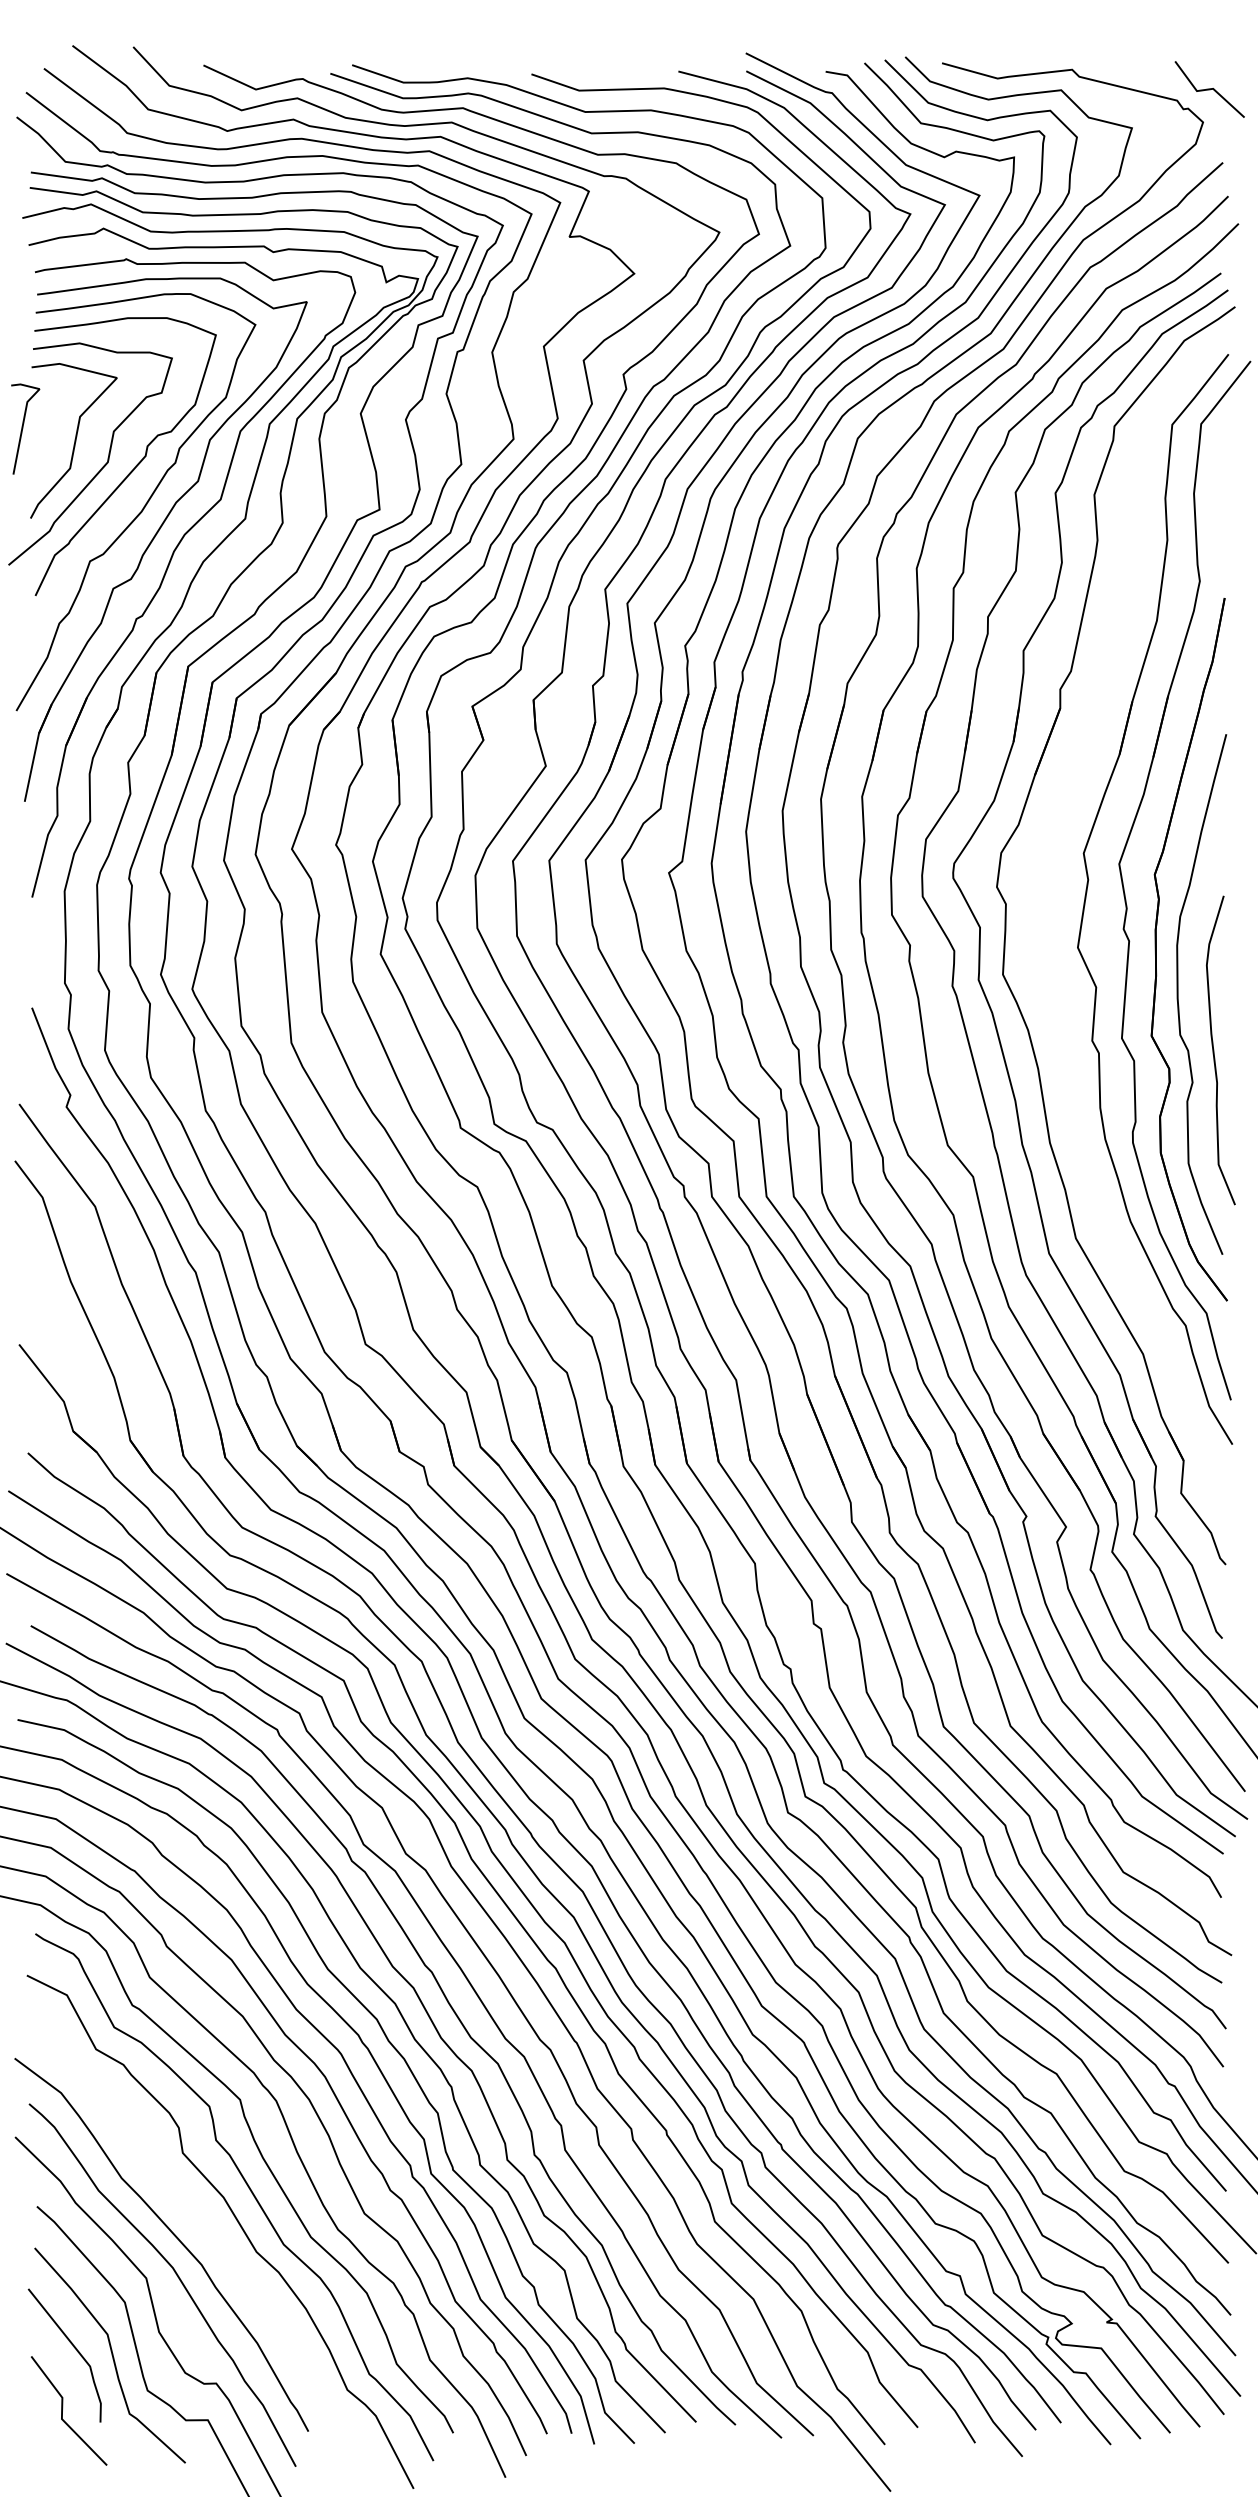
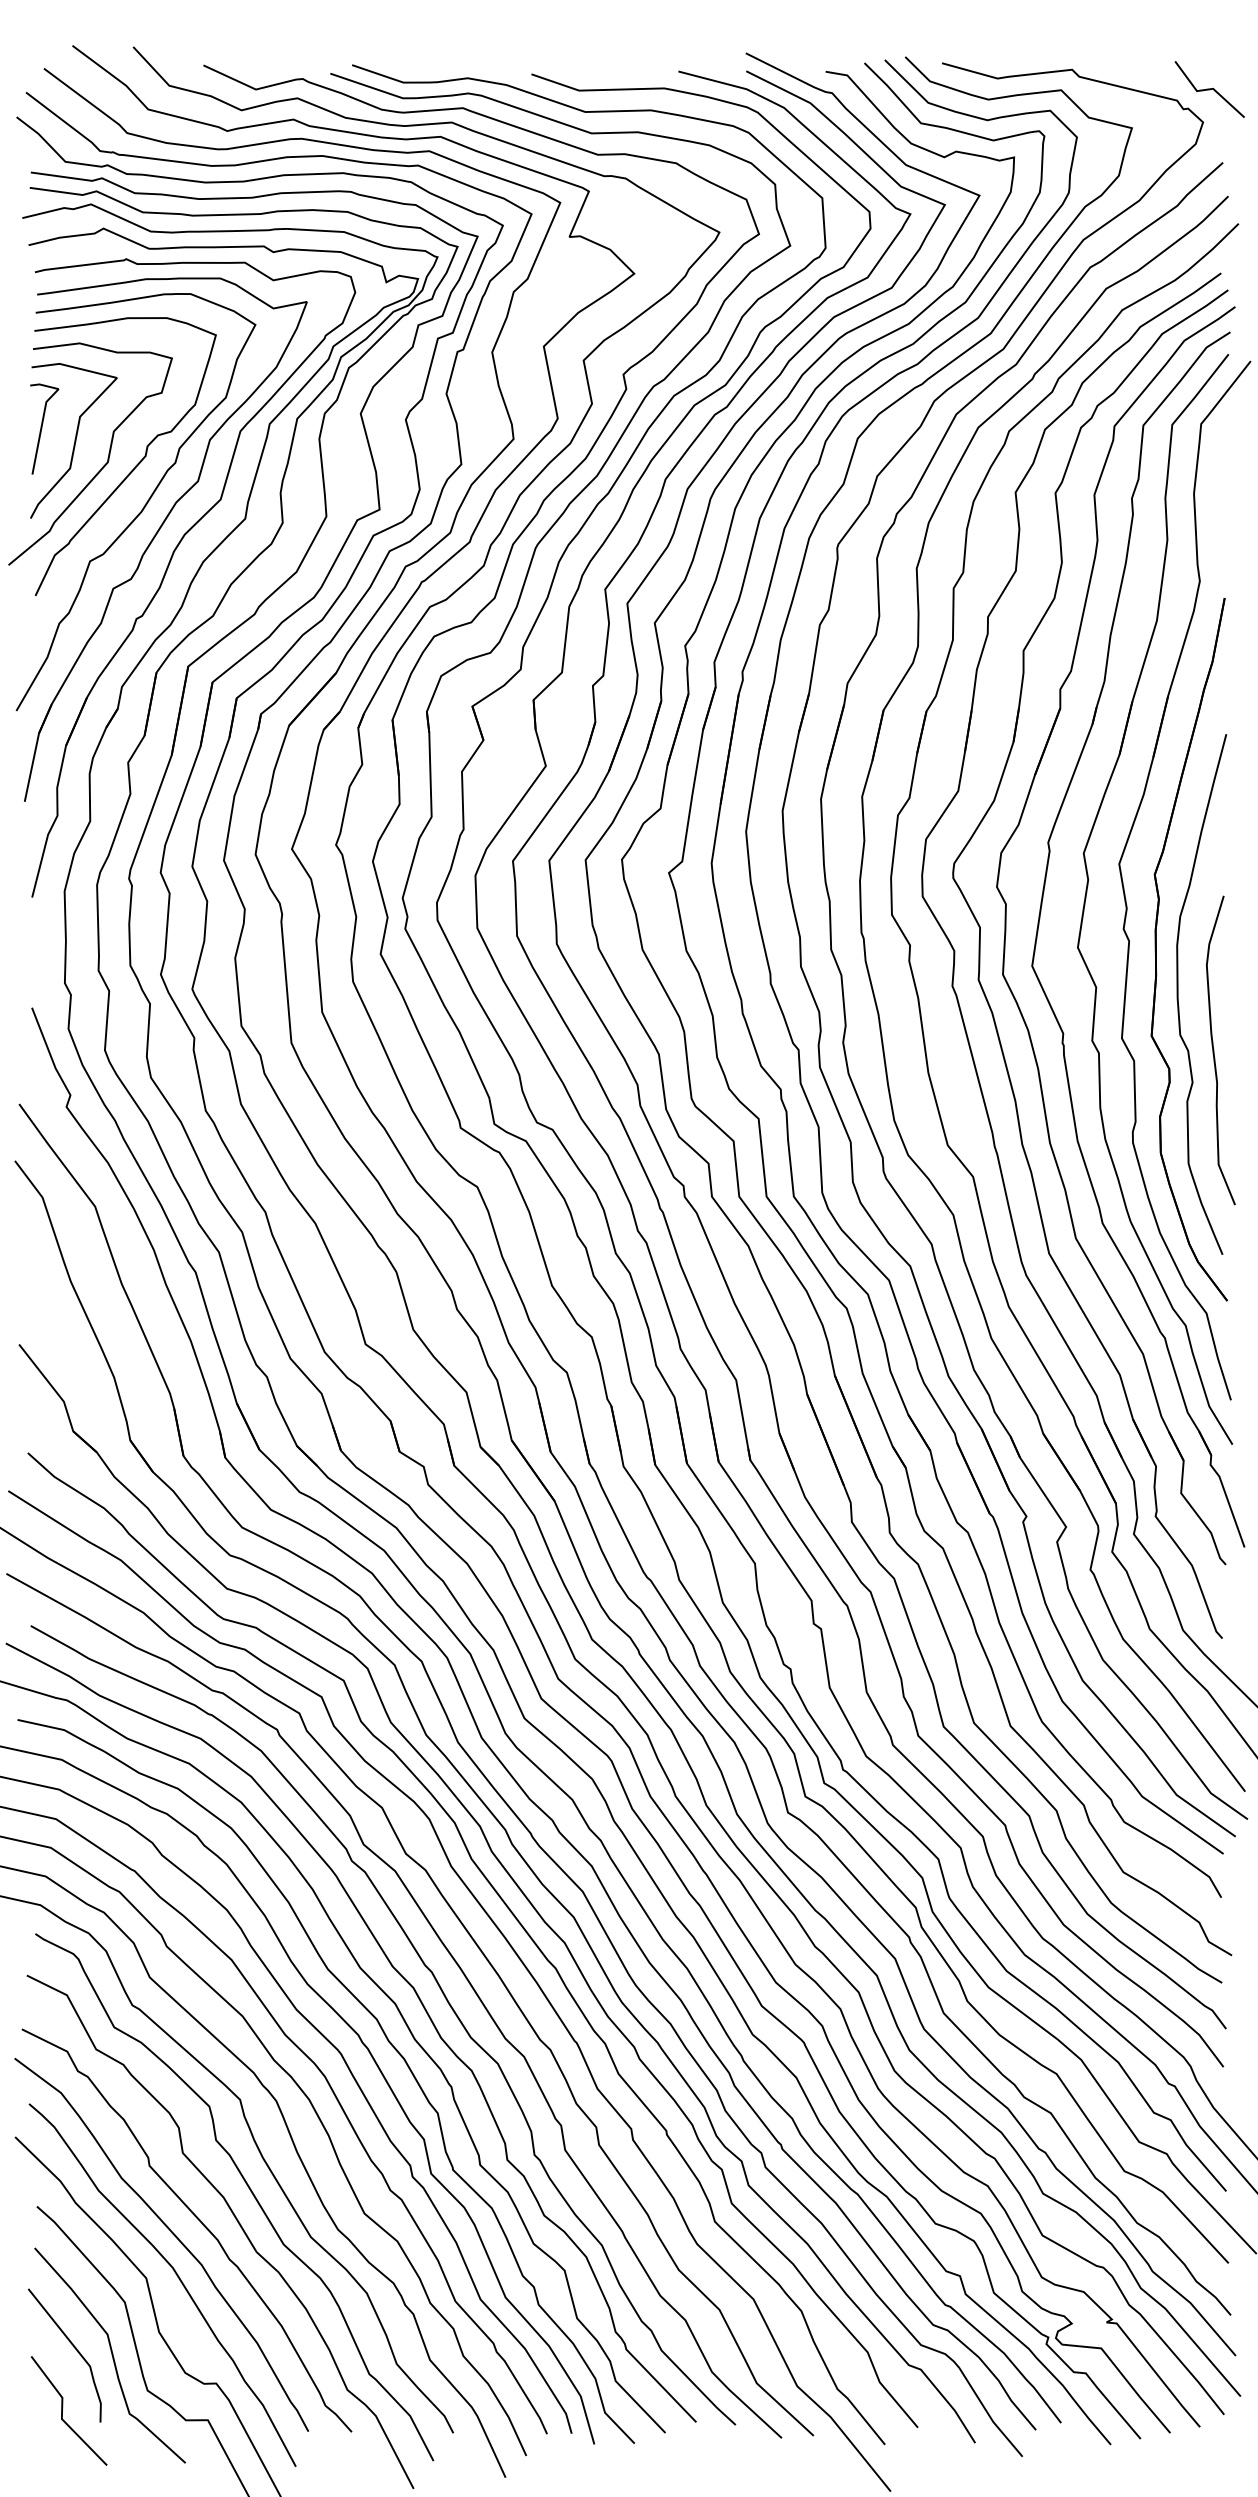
line position: (23, 428) -> (42, 428) (42, 428)
part: none -> present (1039, 925)
curve: none -> present (197, 2219)
